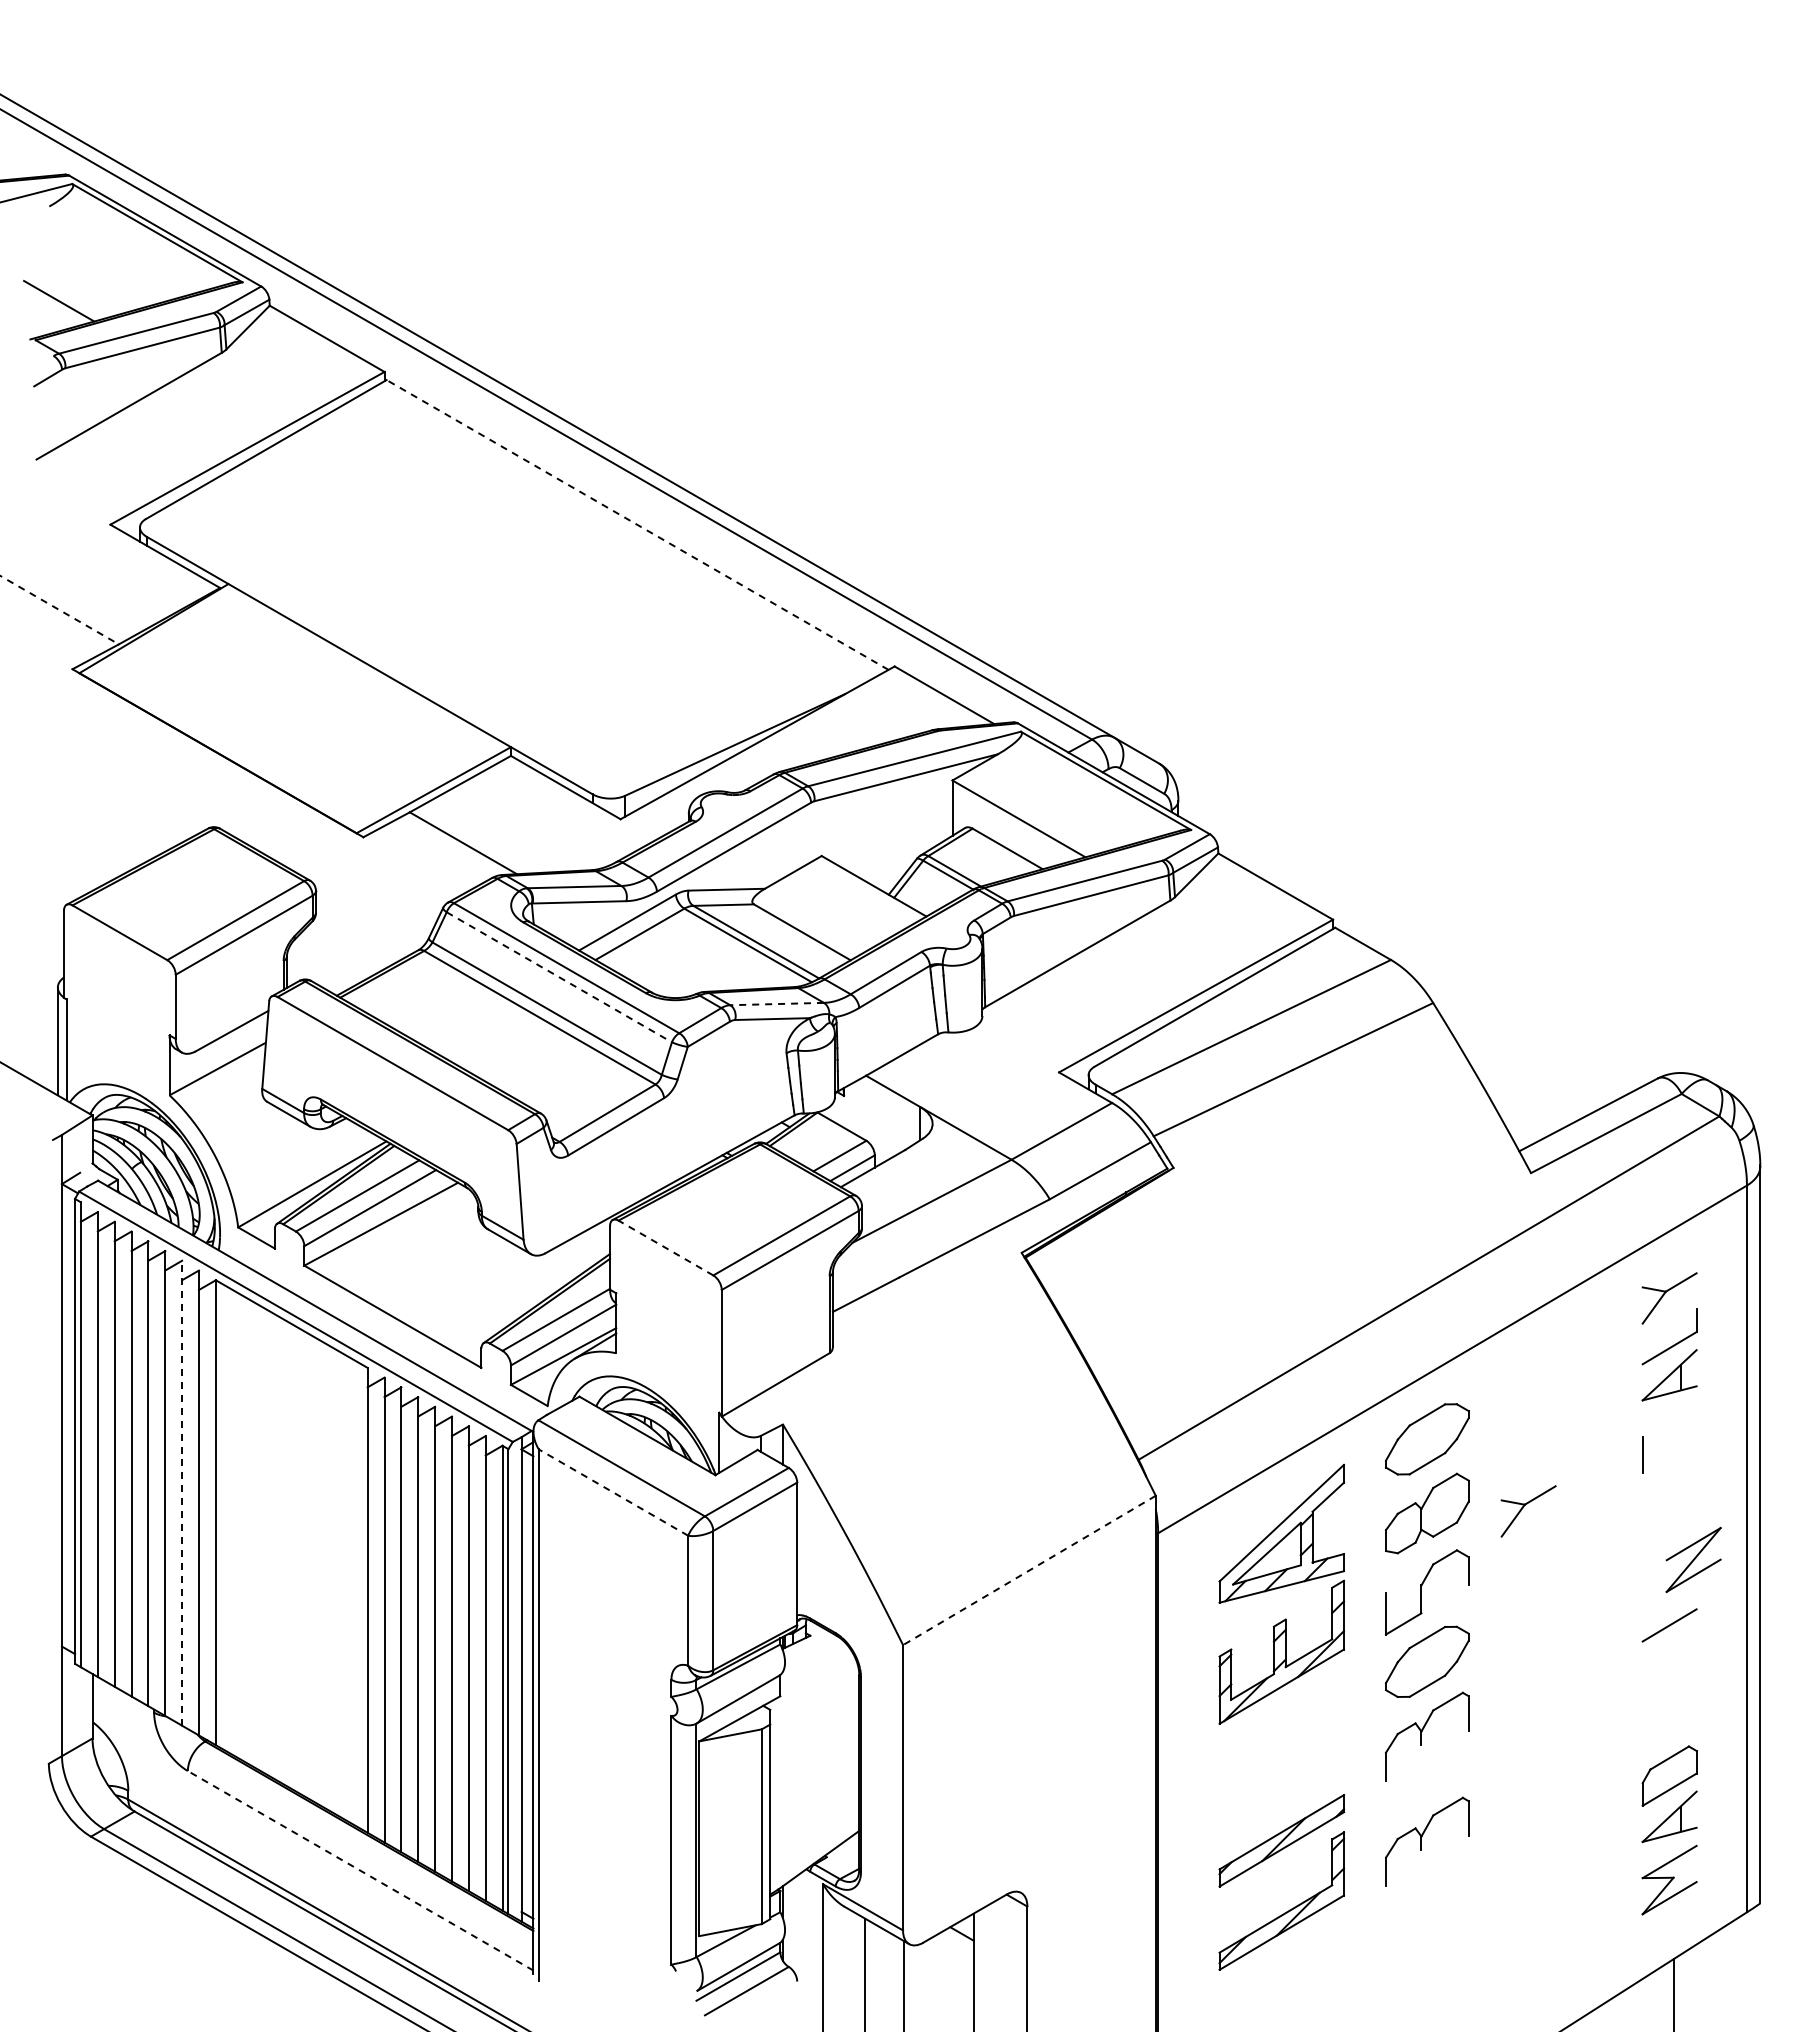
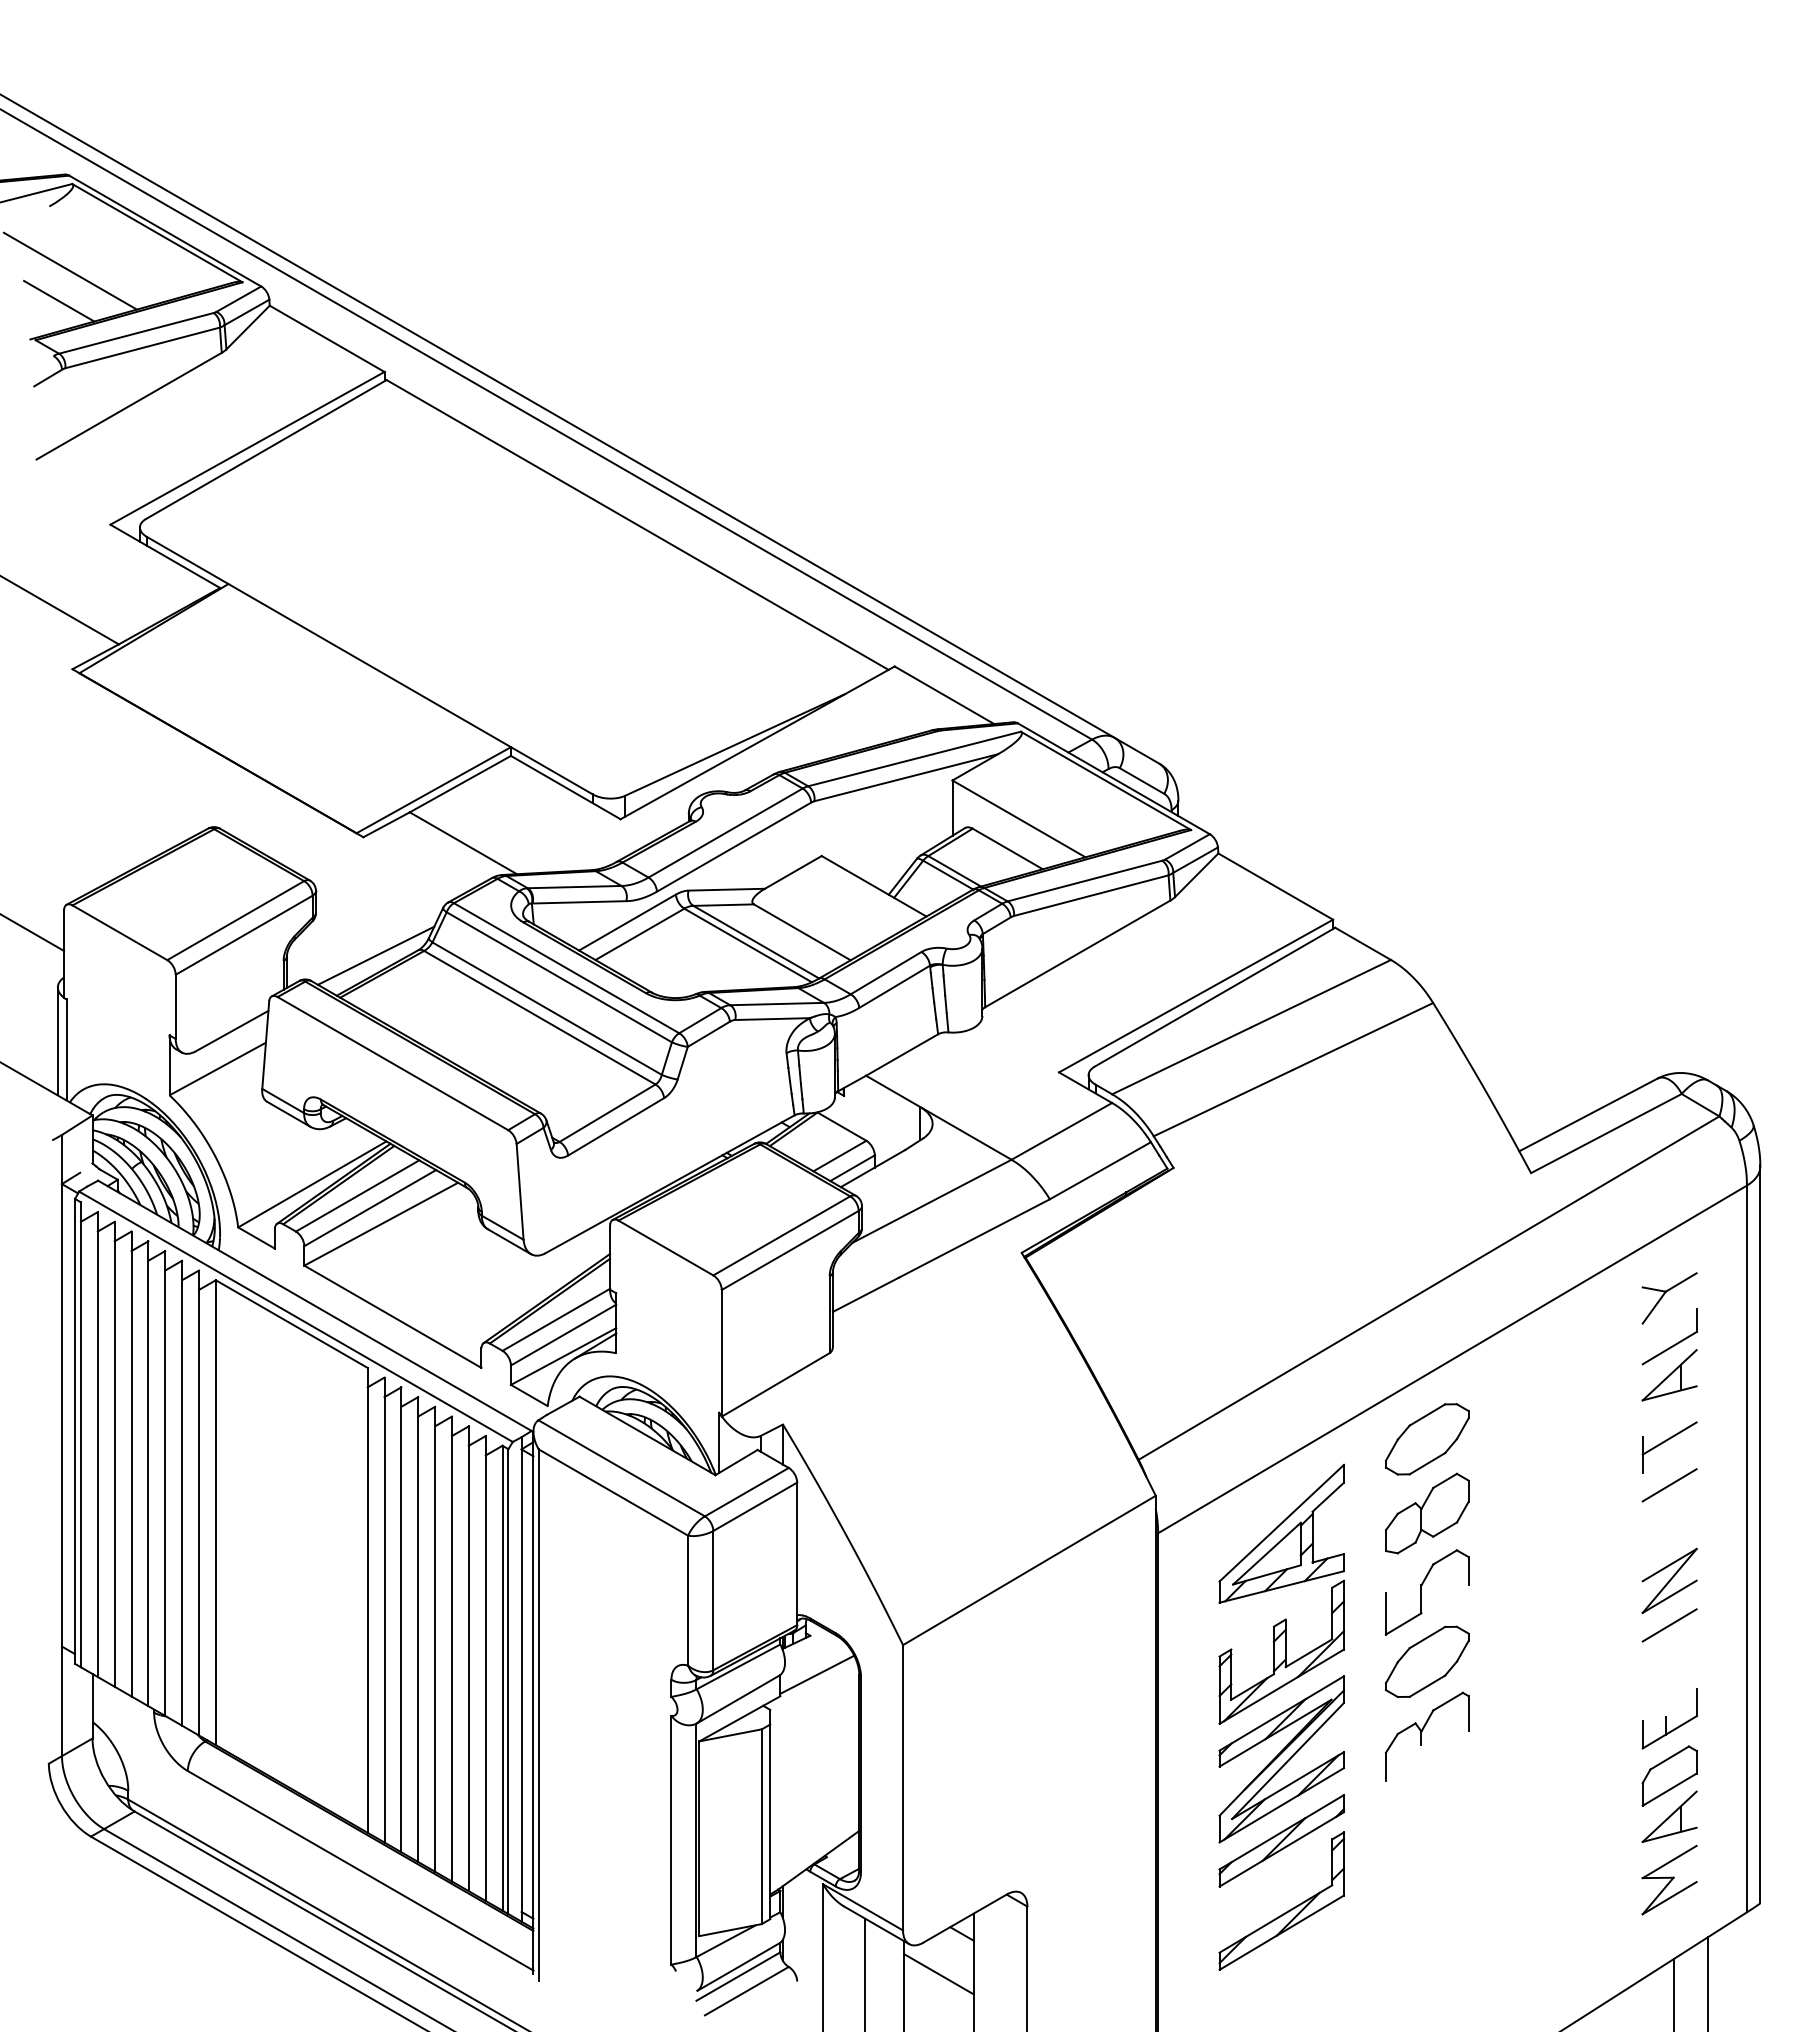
line: none -> present (69, 270)
line: dashed -> solid (637, 524)
line: dashed -> solid (60, 610)
line: none -> present (33, 933)
line: none -> present (375, 955)
line: dashed -> solid (559, 977)
line: dashed -> solid (777, 1004)
line: dashed -> solid (665, 1248)
line: none -> present (1669, 1438)
line: none -> present (1669, 1485)
line: dashed -> solid (182, 1492)
line: dashed -> solid (613, 1492)
part: present -> none (1528, 1511)
part position: (1693, 1559) -> (1669, 1580) (1669, 1580)
line: dashed -> solid (1029, 1570)
line: none -> present (817, 1674)
part: none -> present (1669, 1718)
part: none -> present (1281, 1759)
part: present -> none (1427, 1841)
line: dashed -> solid (360, 1870)
line: none -> present (938, 1974)
line: none -> present (1708, 1982)
